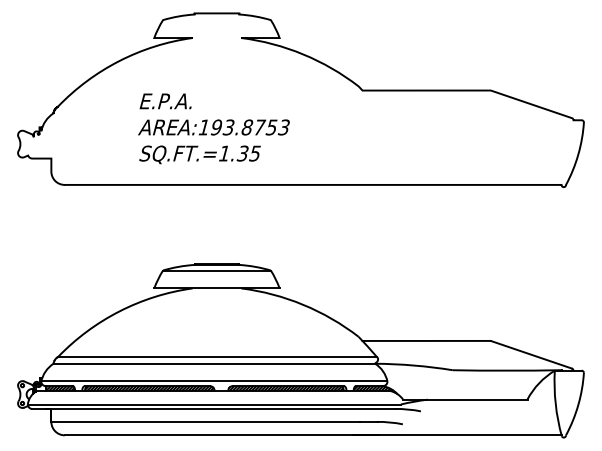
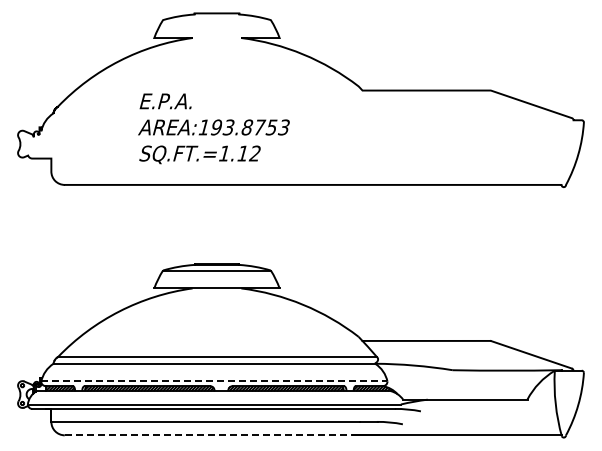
text: SQ.FT.=1.35 -> SQ.FT.=1.12 (248, 153)
line: solid -> dashed (214, 381)
line: solid -> dashed (209, 435)
